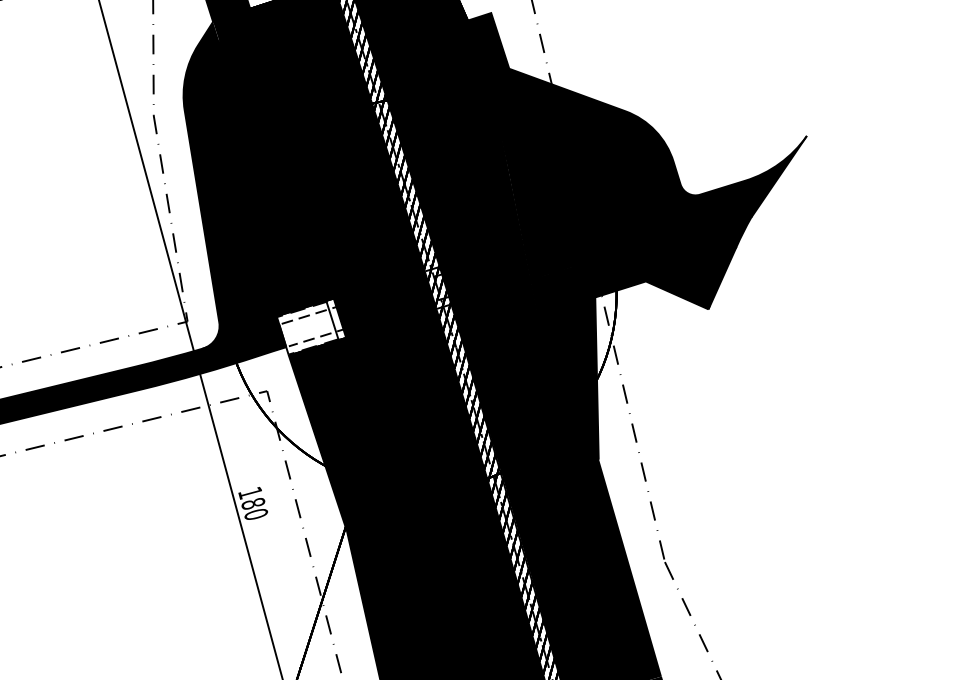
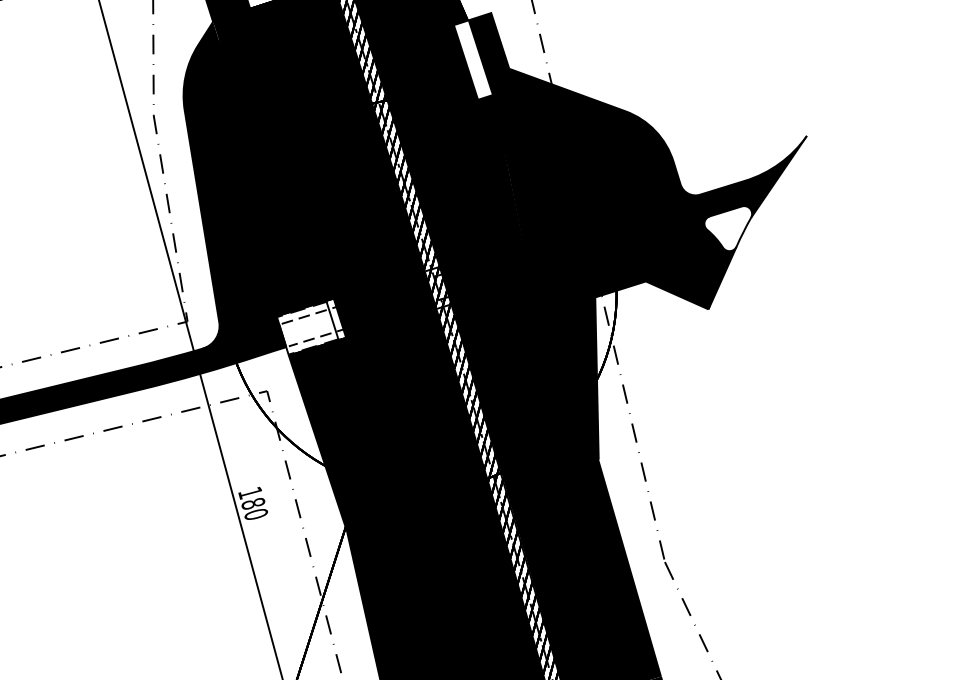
fill: present -> none (472, 59)
fill: present -> none (728, 228)
